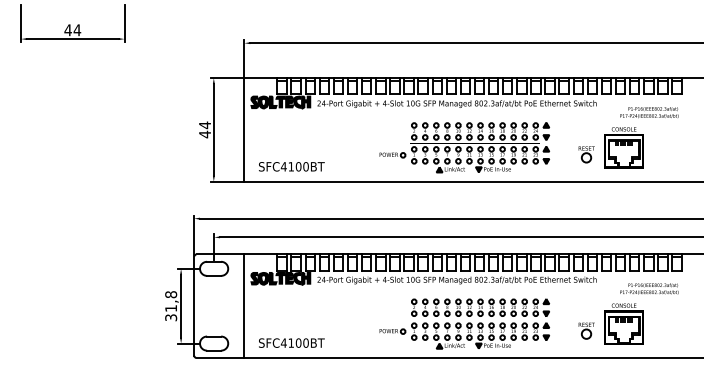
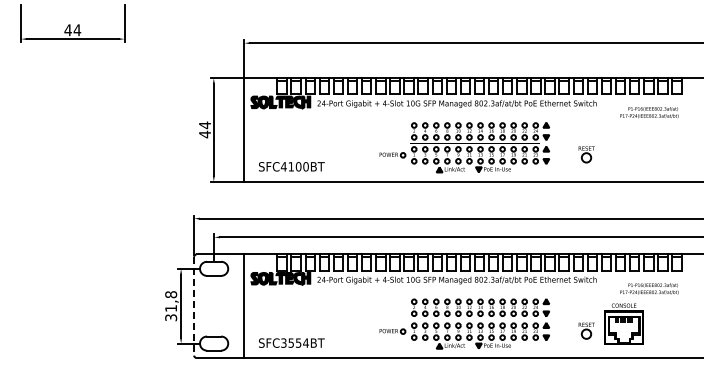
part: present -> none (623, 147)
line: solid -> dashed (194, 306)
text: SFC4100BT -> SFC3554BT (294, 342)
